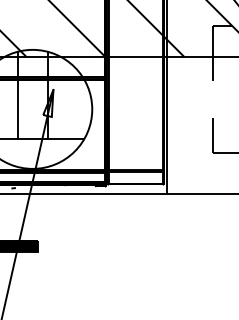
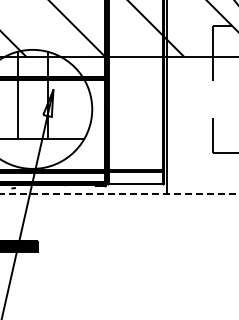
line: solid -> dashed (119, 194)
